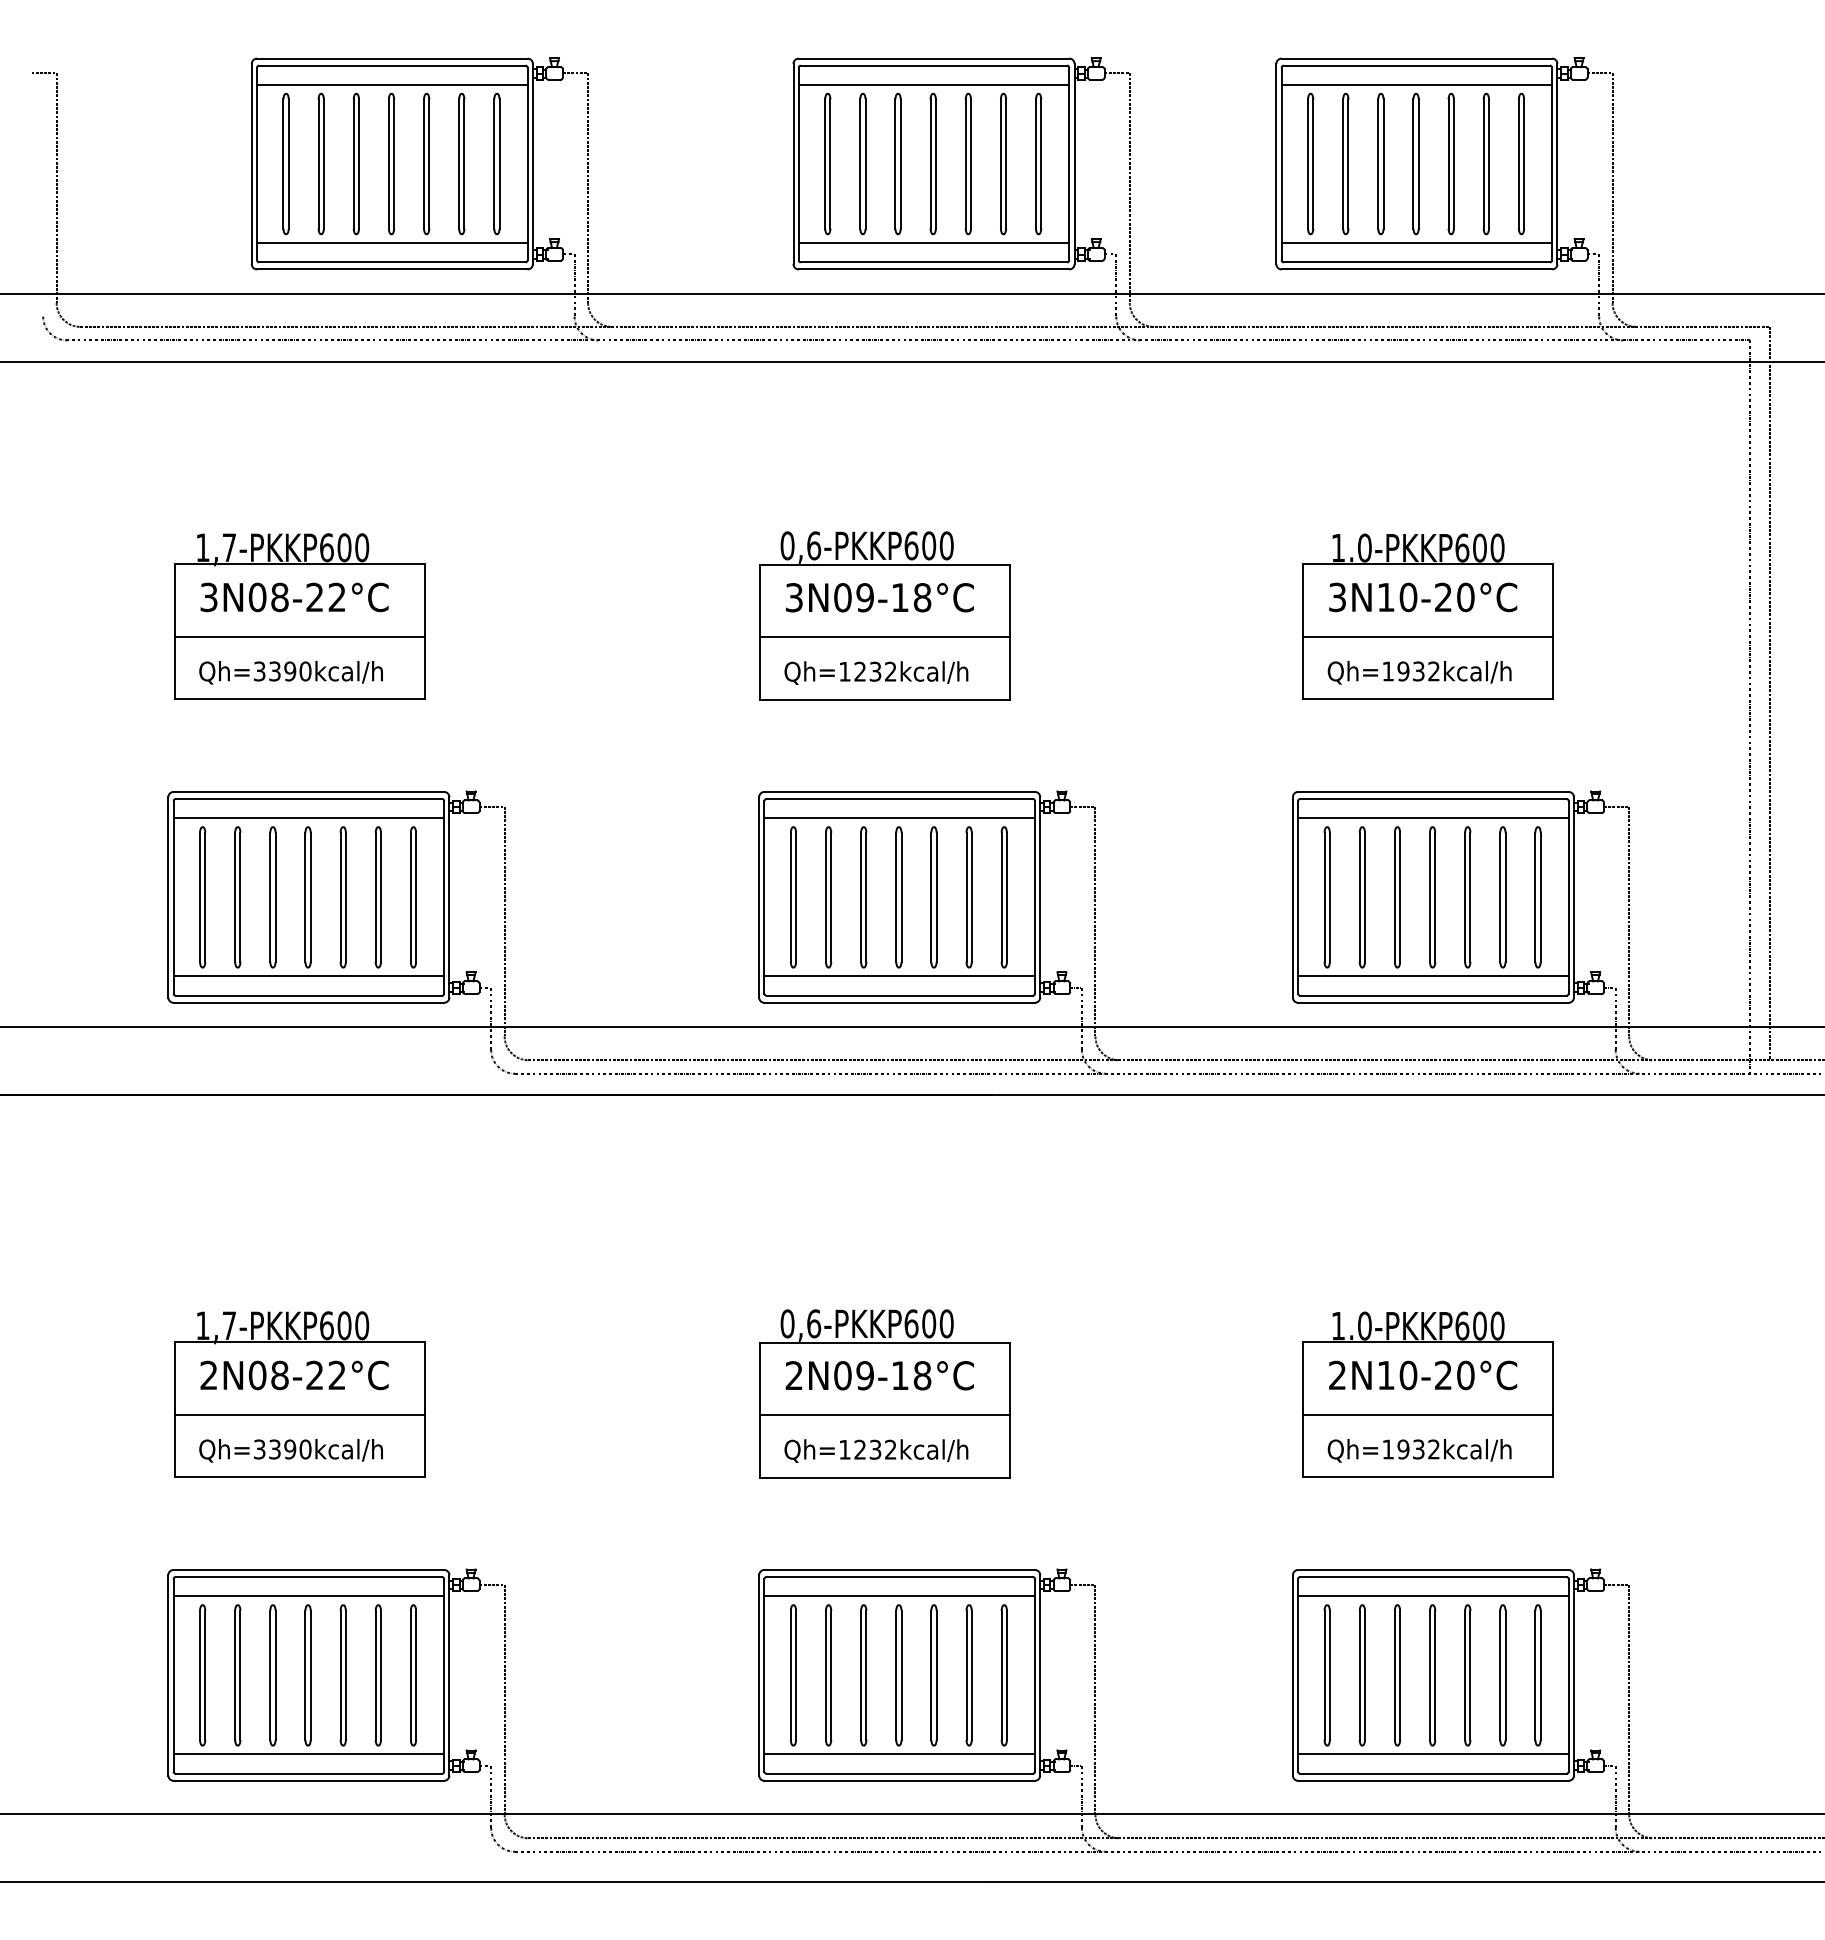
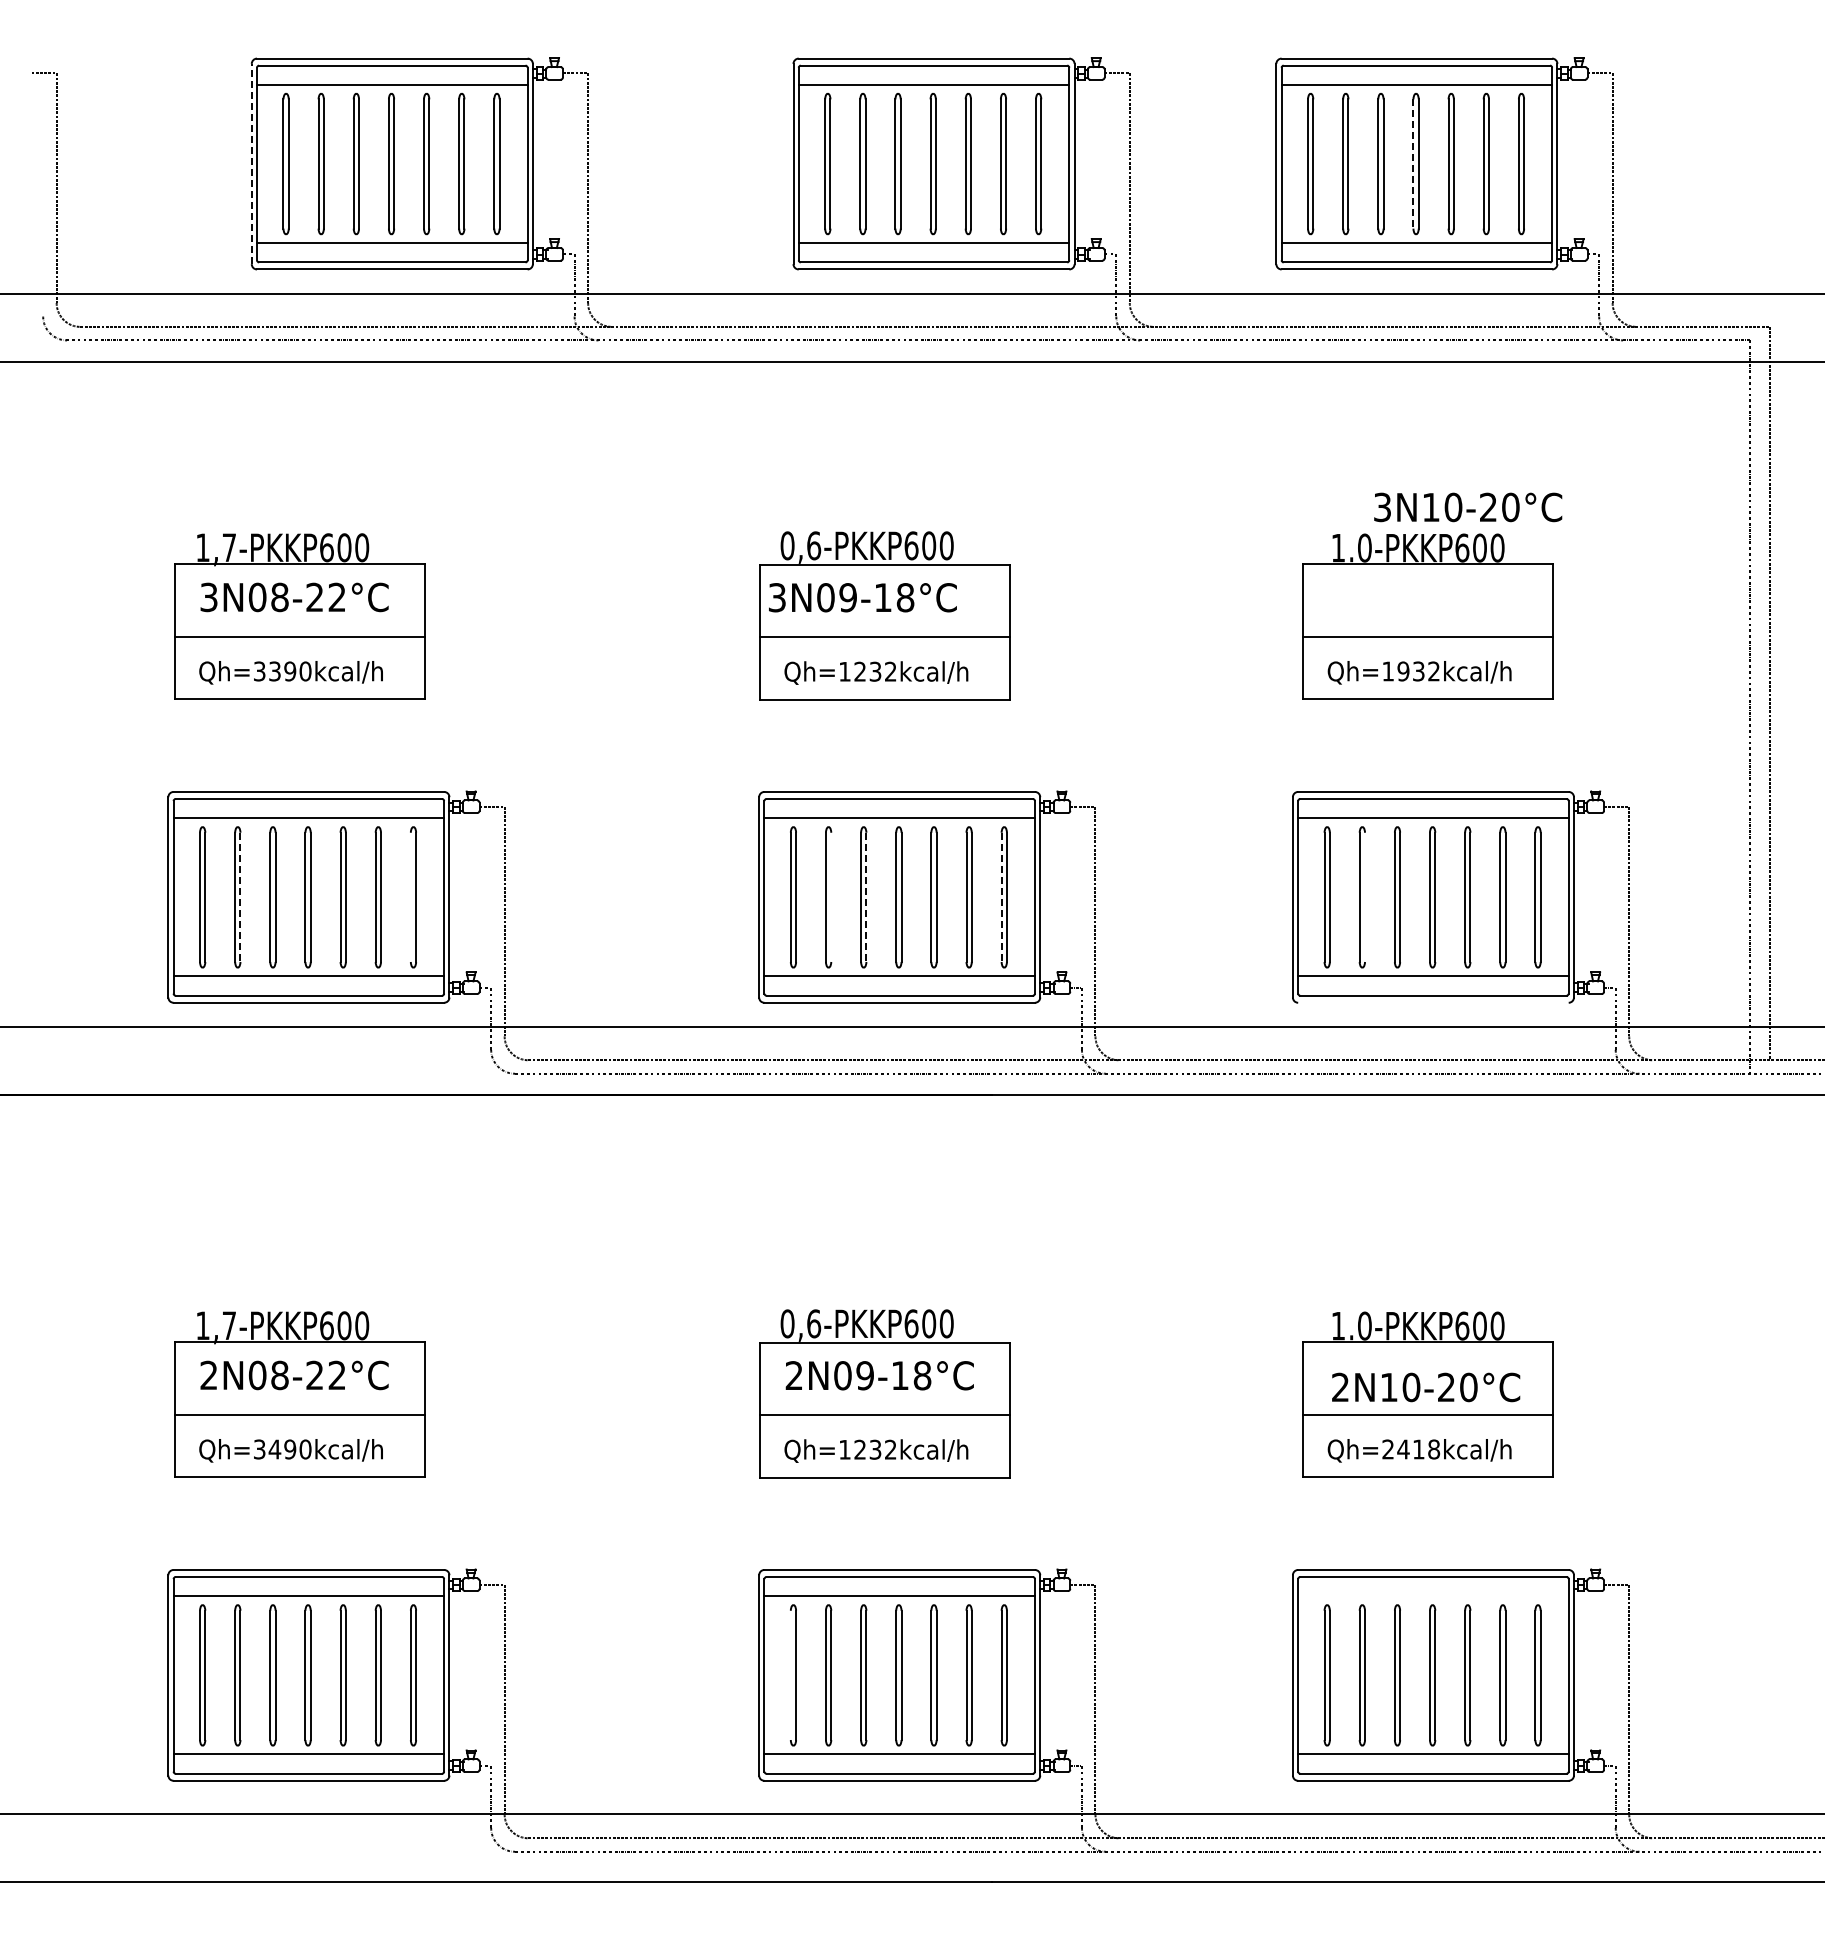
line: solid -> dashed (251, 163)
line: solid -> dashed (1413, 164)
text position: (879, 597) -> (862, 597) (862, 597)
text position: (1423, 597) -> (1468, 507) (1468, 507)
line: present -> none (410, 896)
line: present -> none (831, 896)
line: present -> none (1365, 896)
line: solid -> dashed (240, 897)
line: solid -> dashed (866, 897)
line: solid -> dashed (1001, 897)
line: present -> none (1433, 1002)
text position: (1423, 1375) -> (1426, 1387) (1426, 1387)
text: Qh=3390kcal/h -> Qh=3490kcal/h (274, 1449)
text: Qh=1932kcal/h -> Qh=2418kcal/h (1411, 1449)
line: present -> none (1433, 1596)
line: present -> none (790, 1674)
